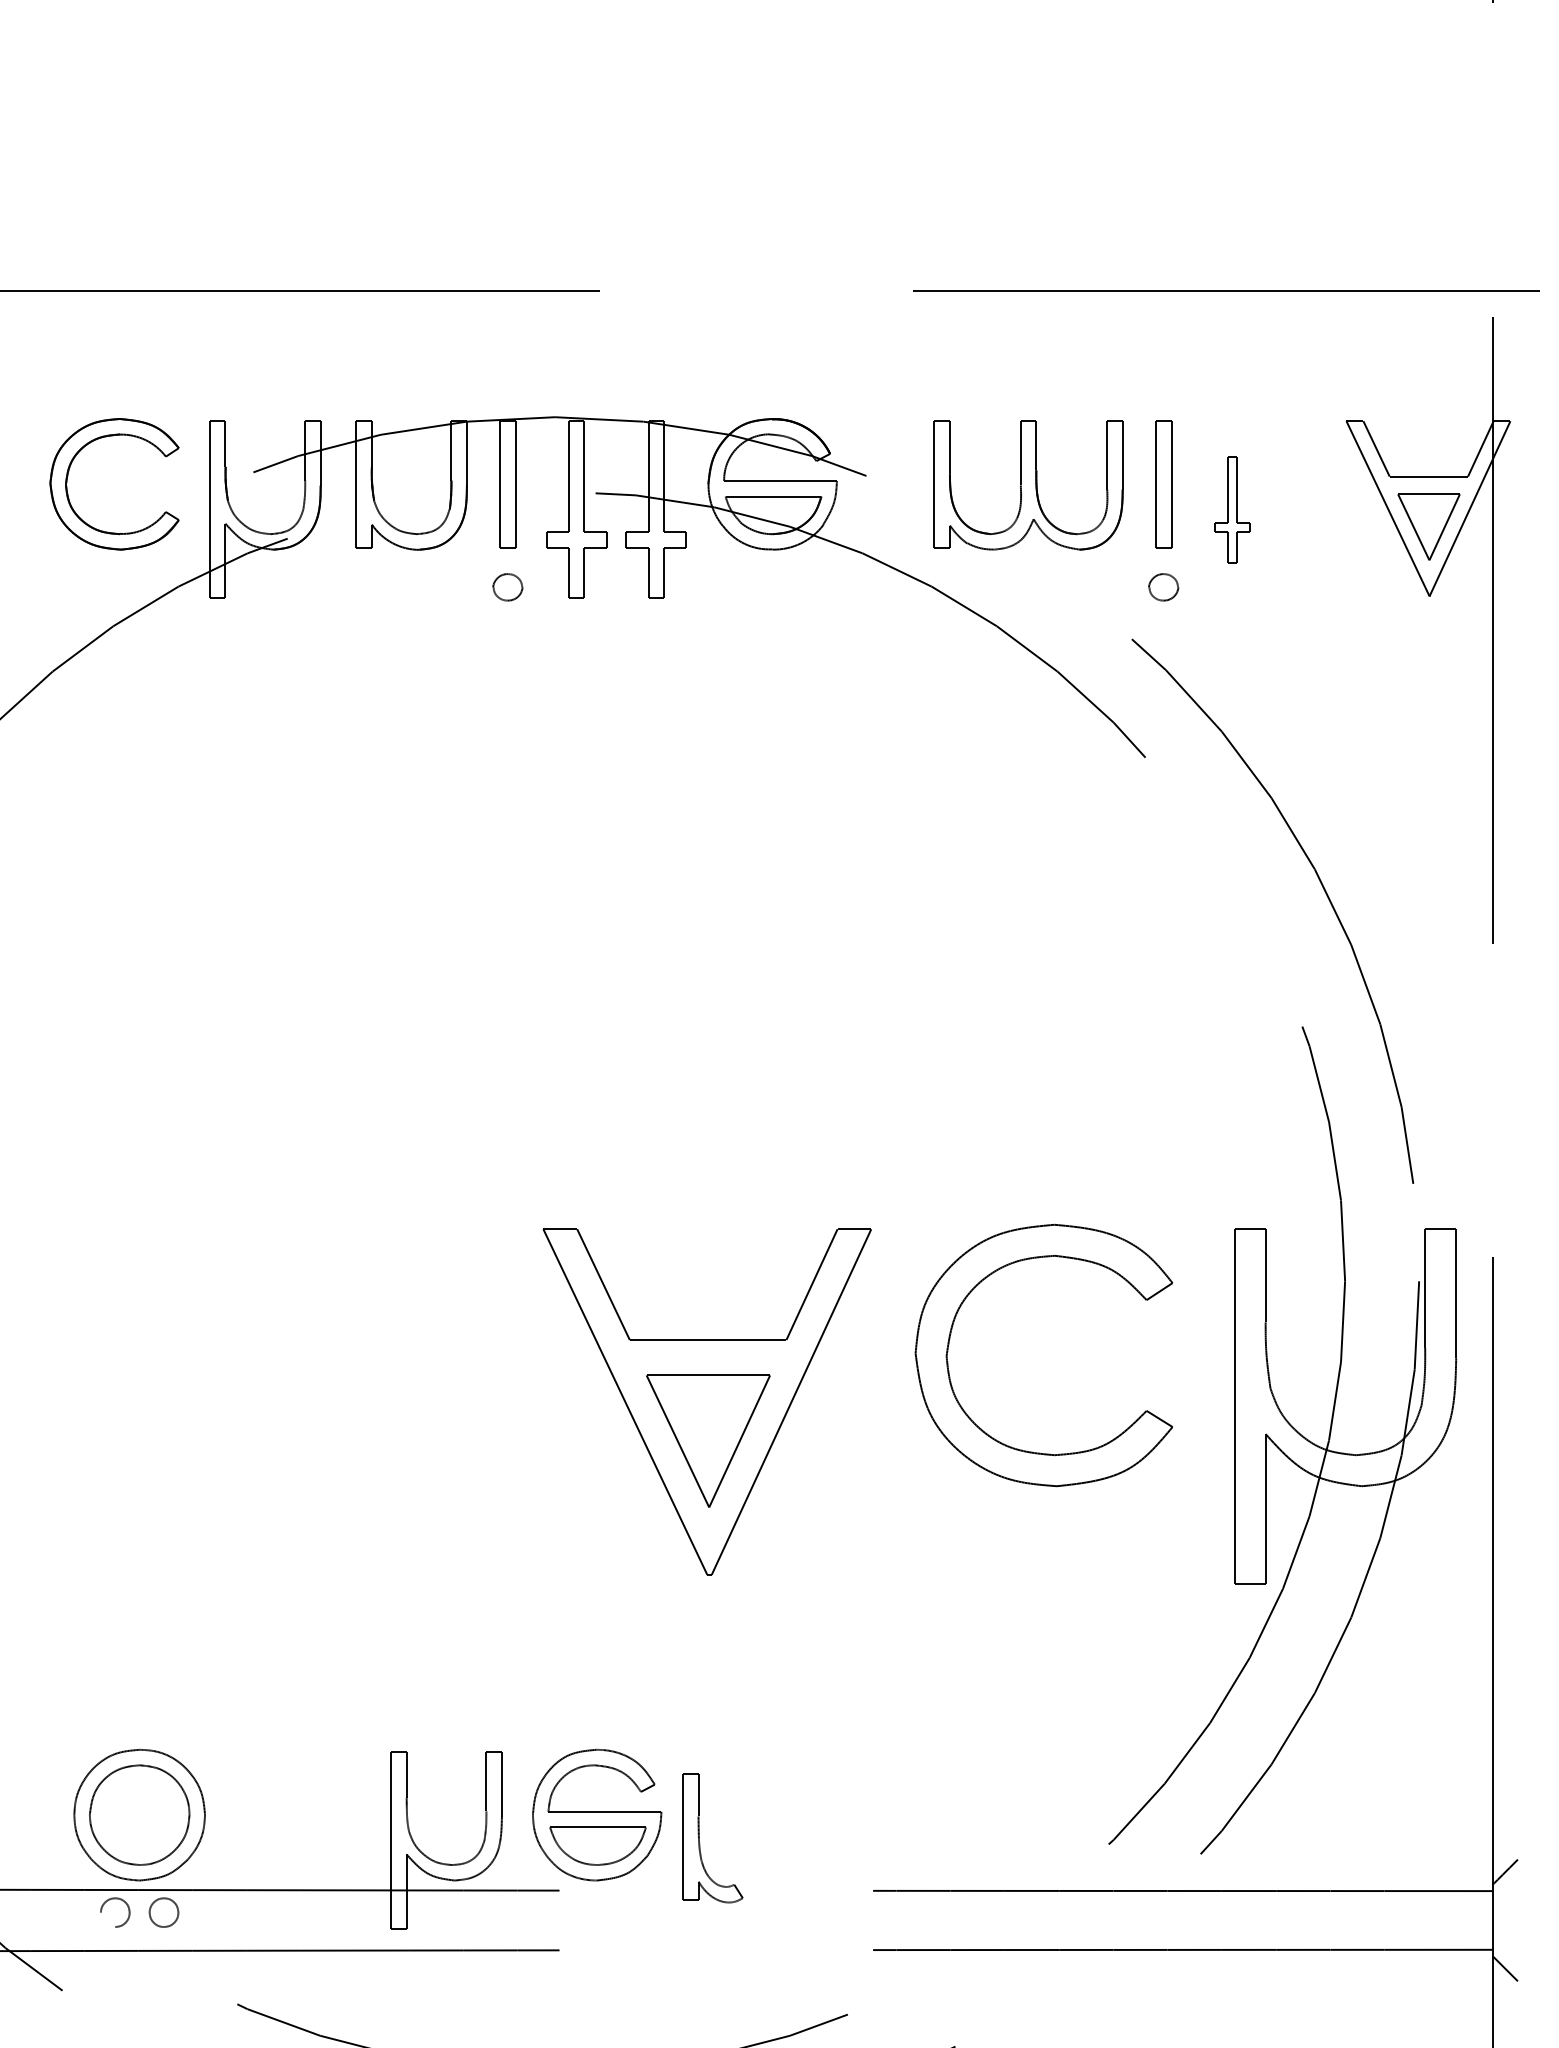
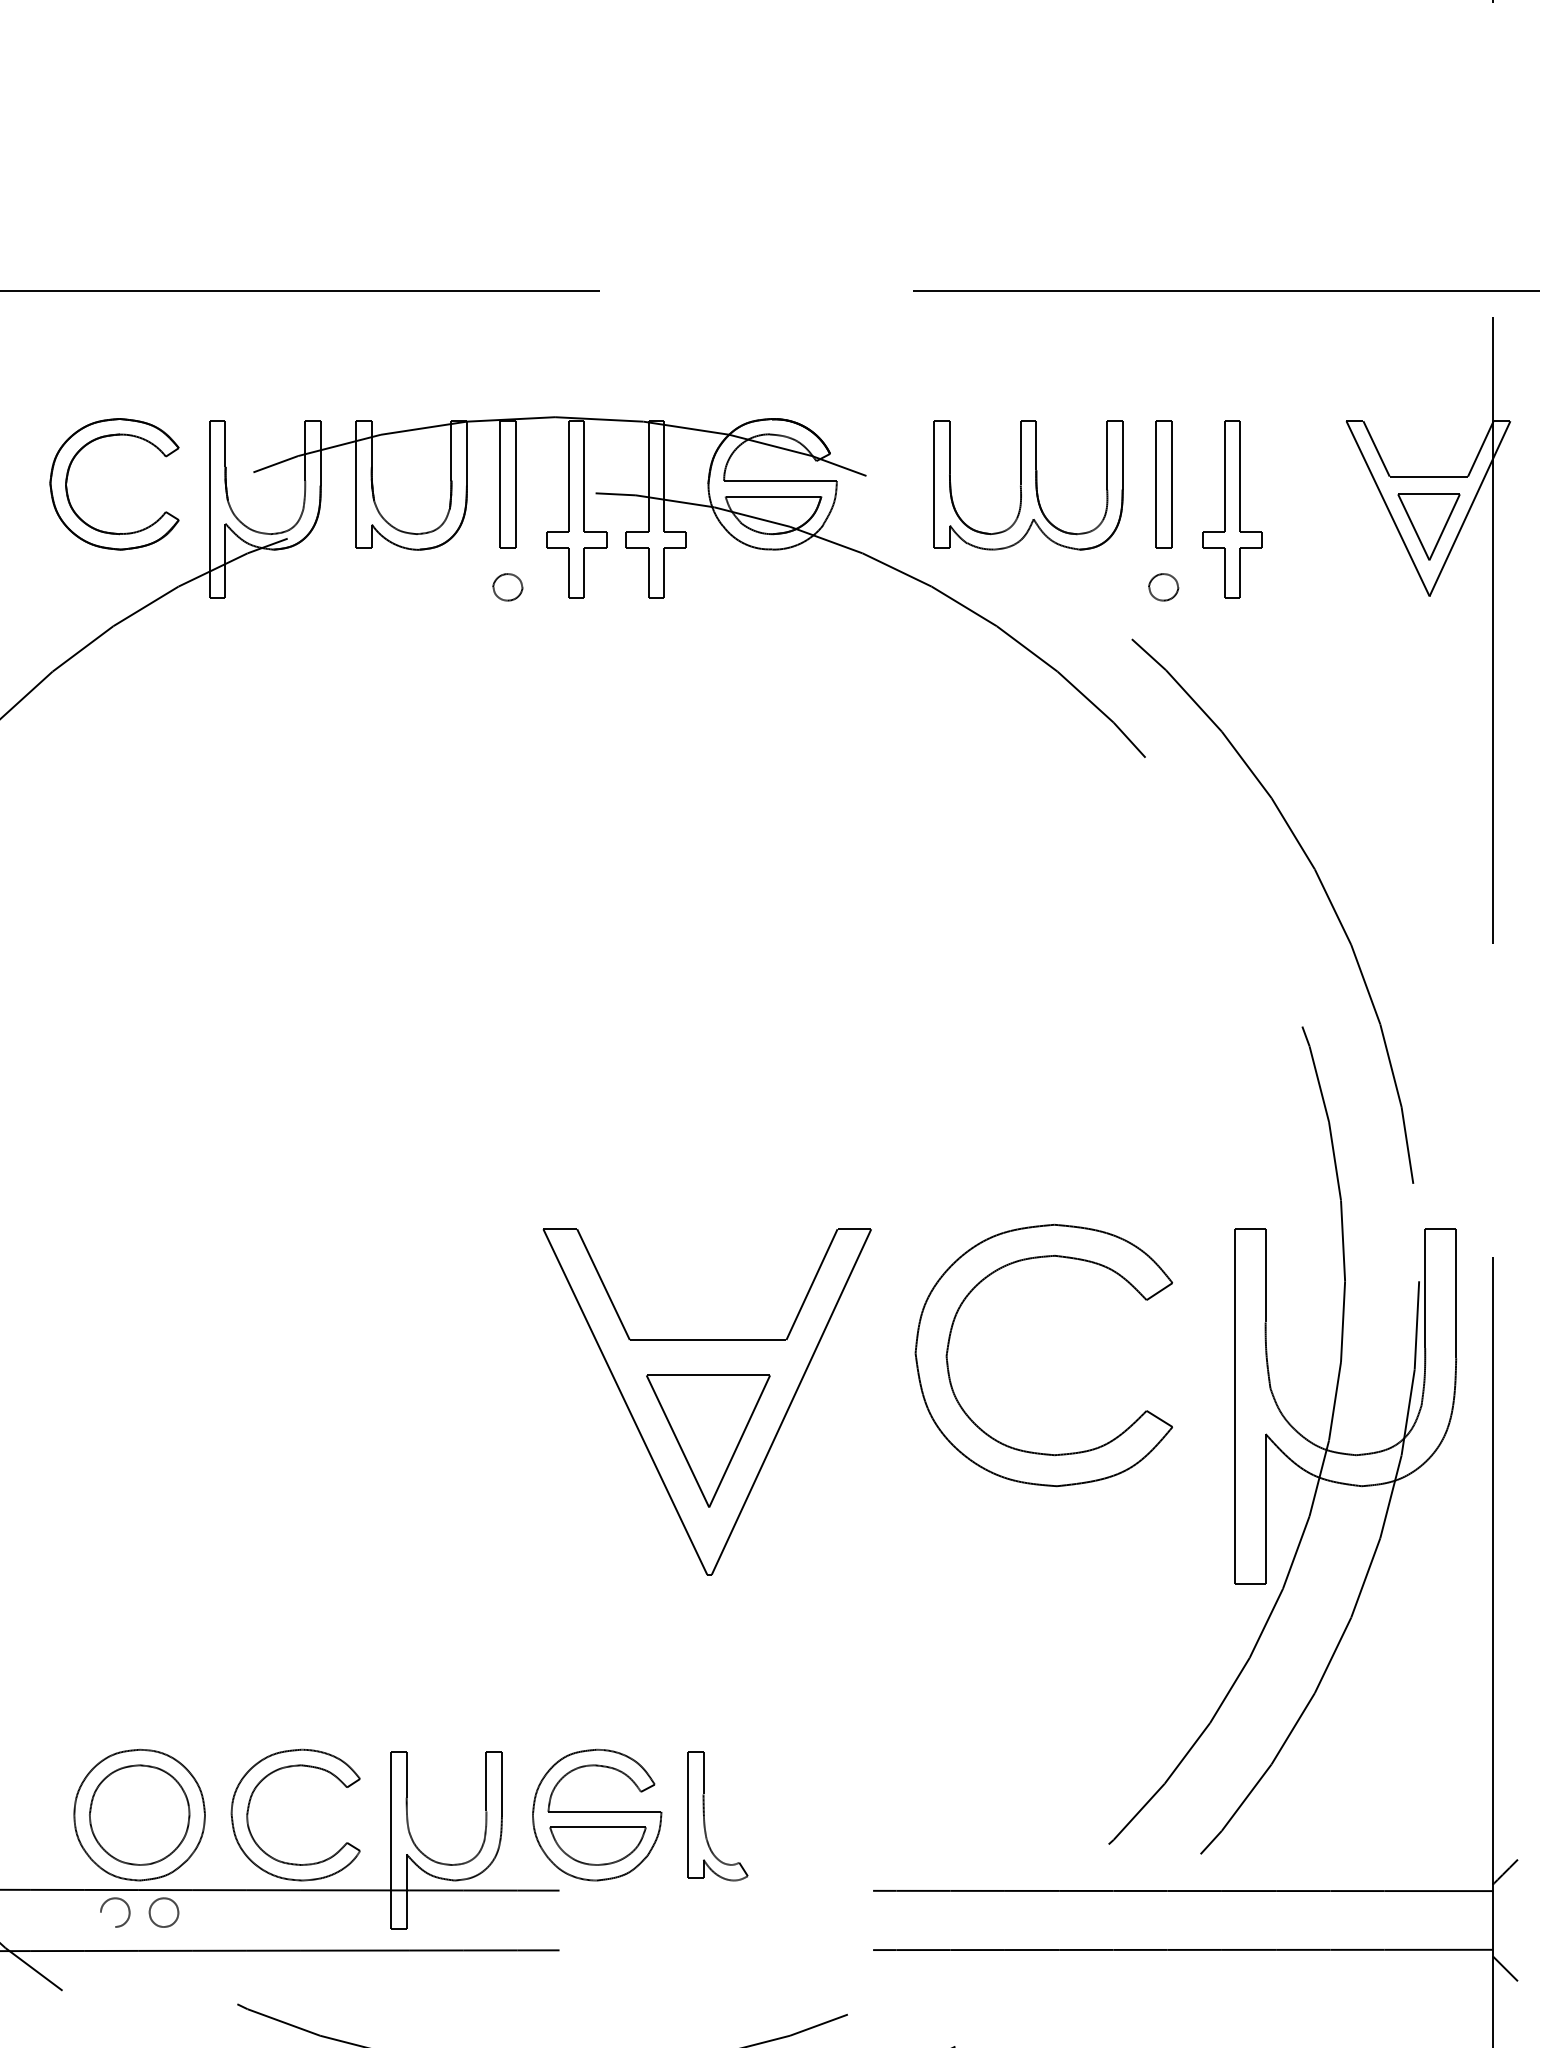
part size: 37x108 px -> 61x179 px (1232, 509)
part: none -> present (250, 1803)
part position: (699, 1838) -> (704, 1816) (704, 1816)
